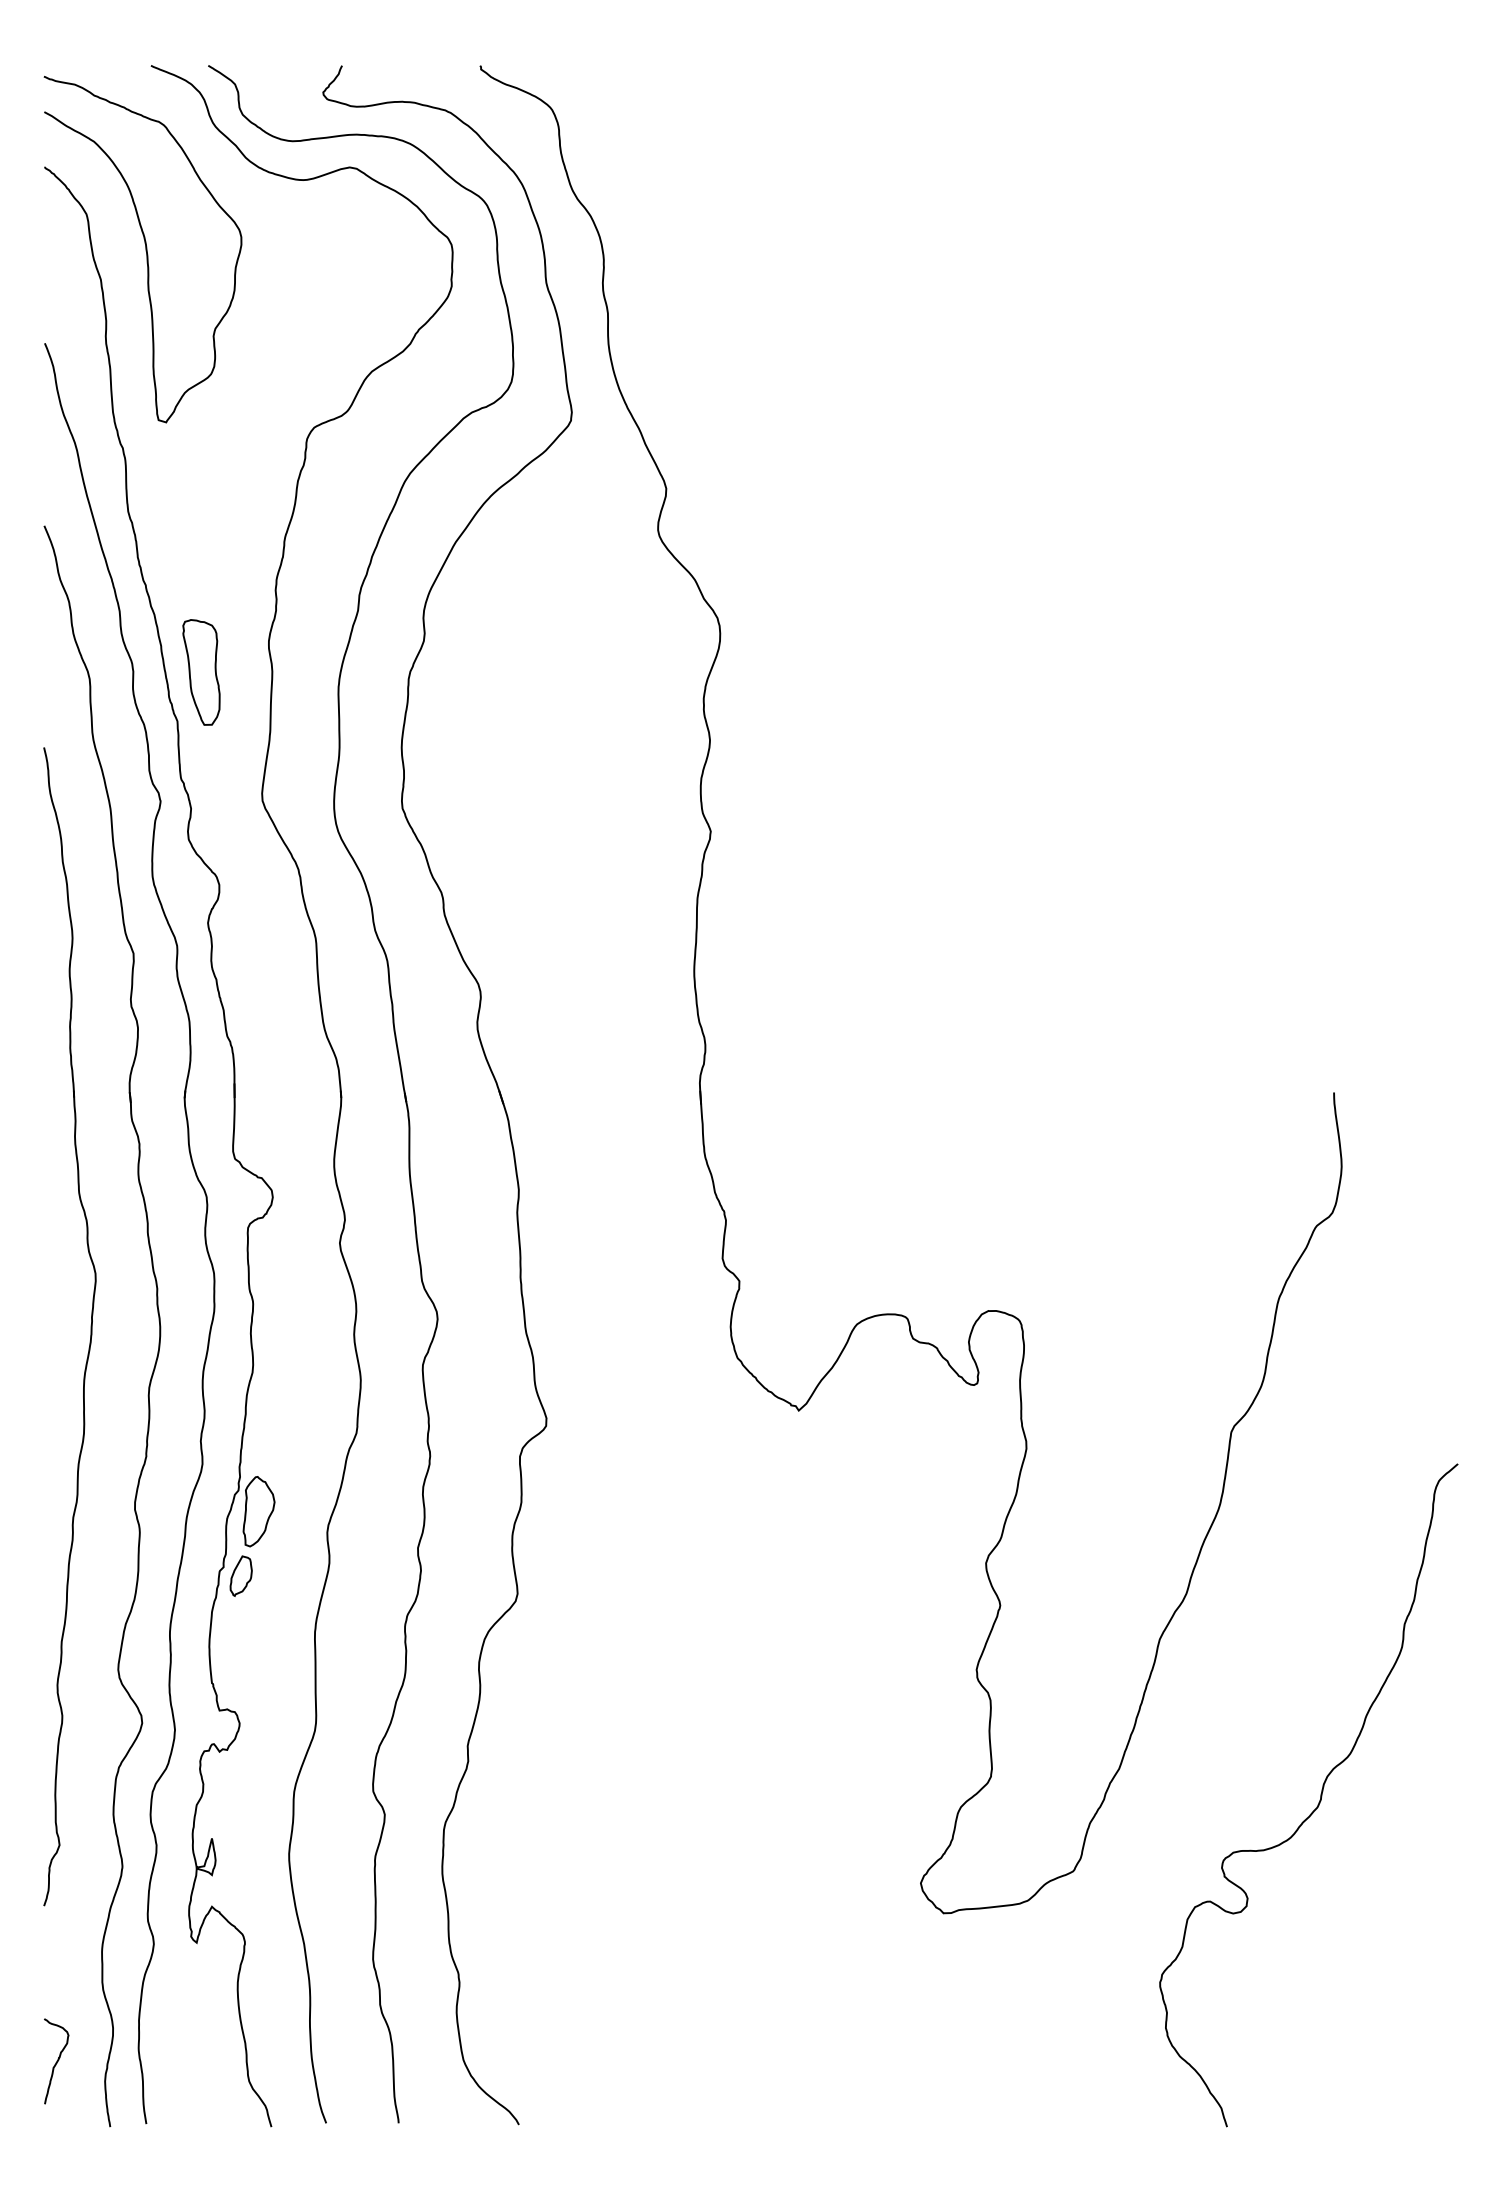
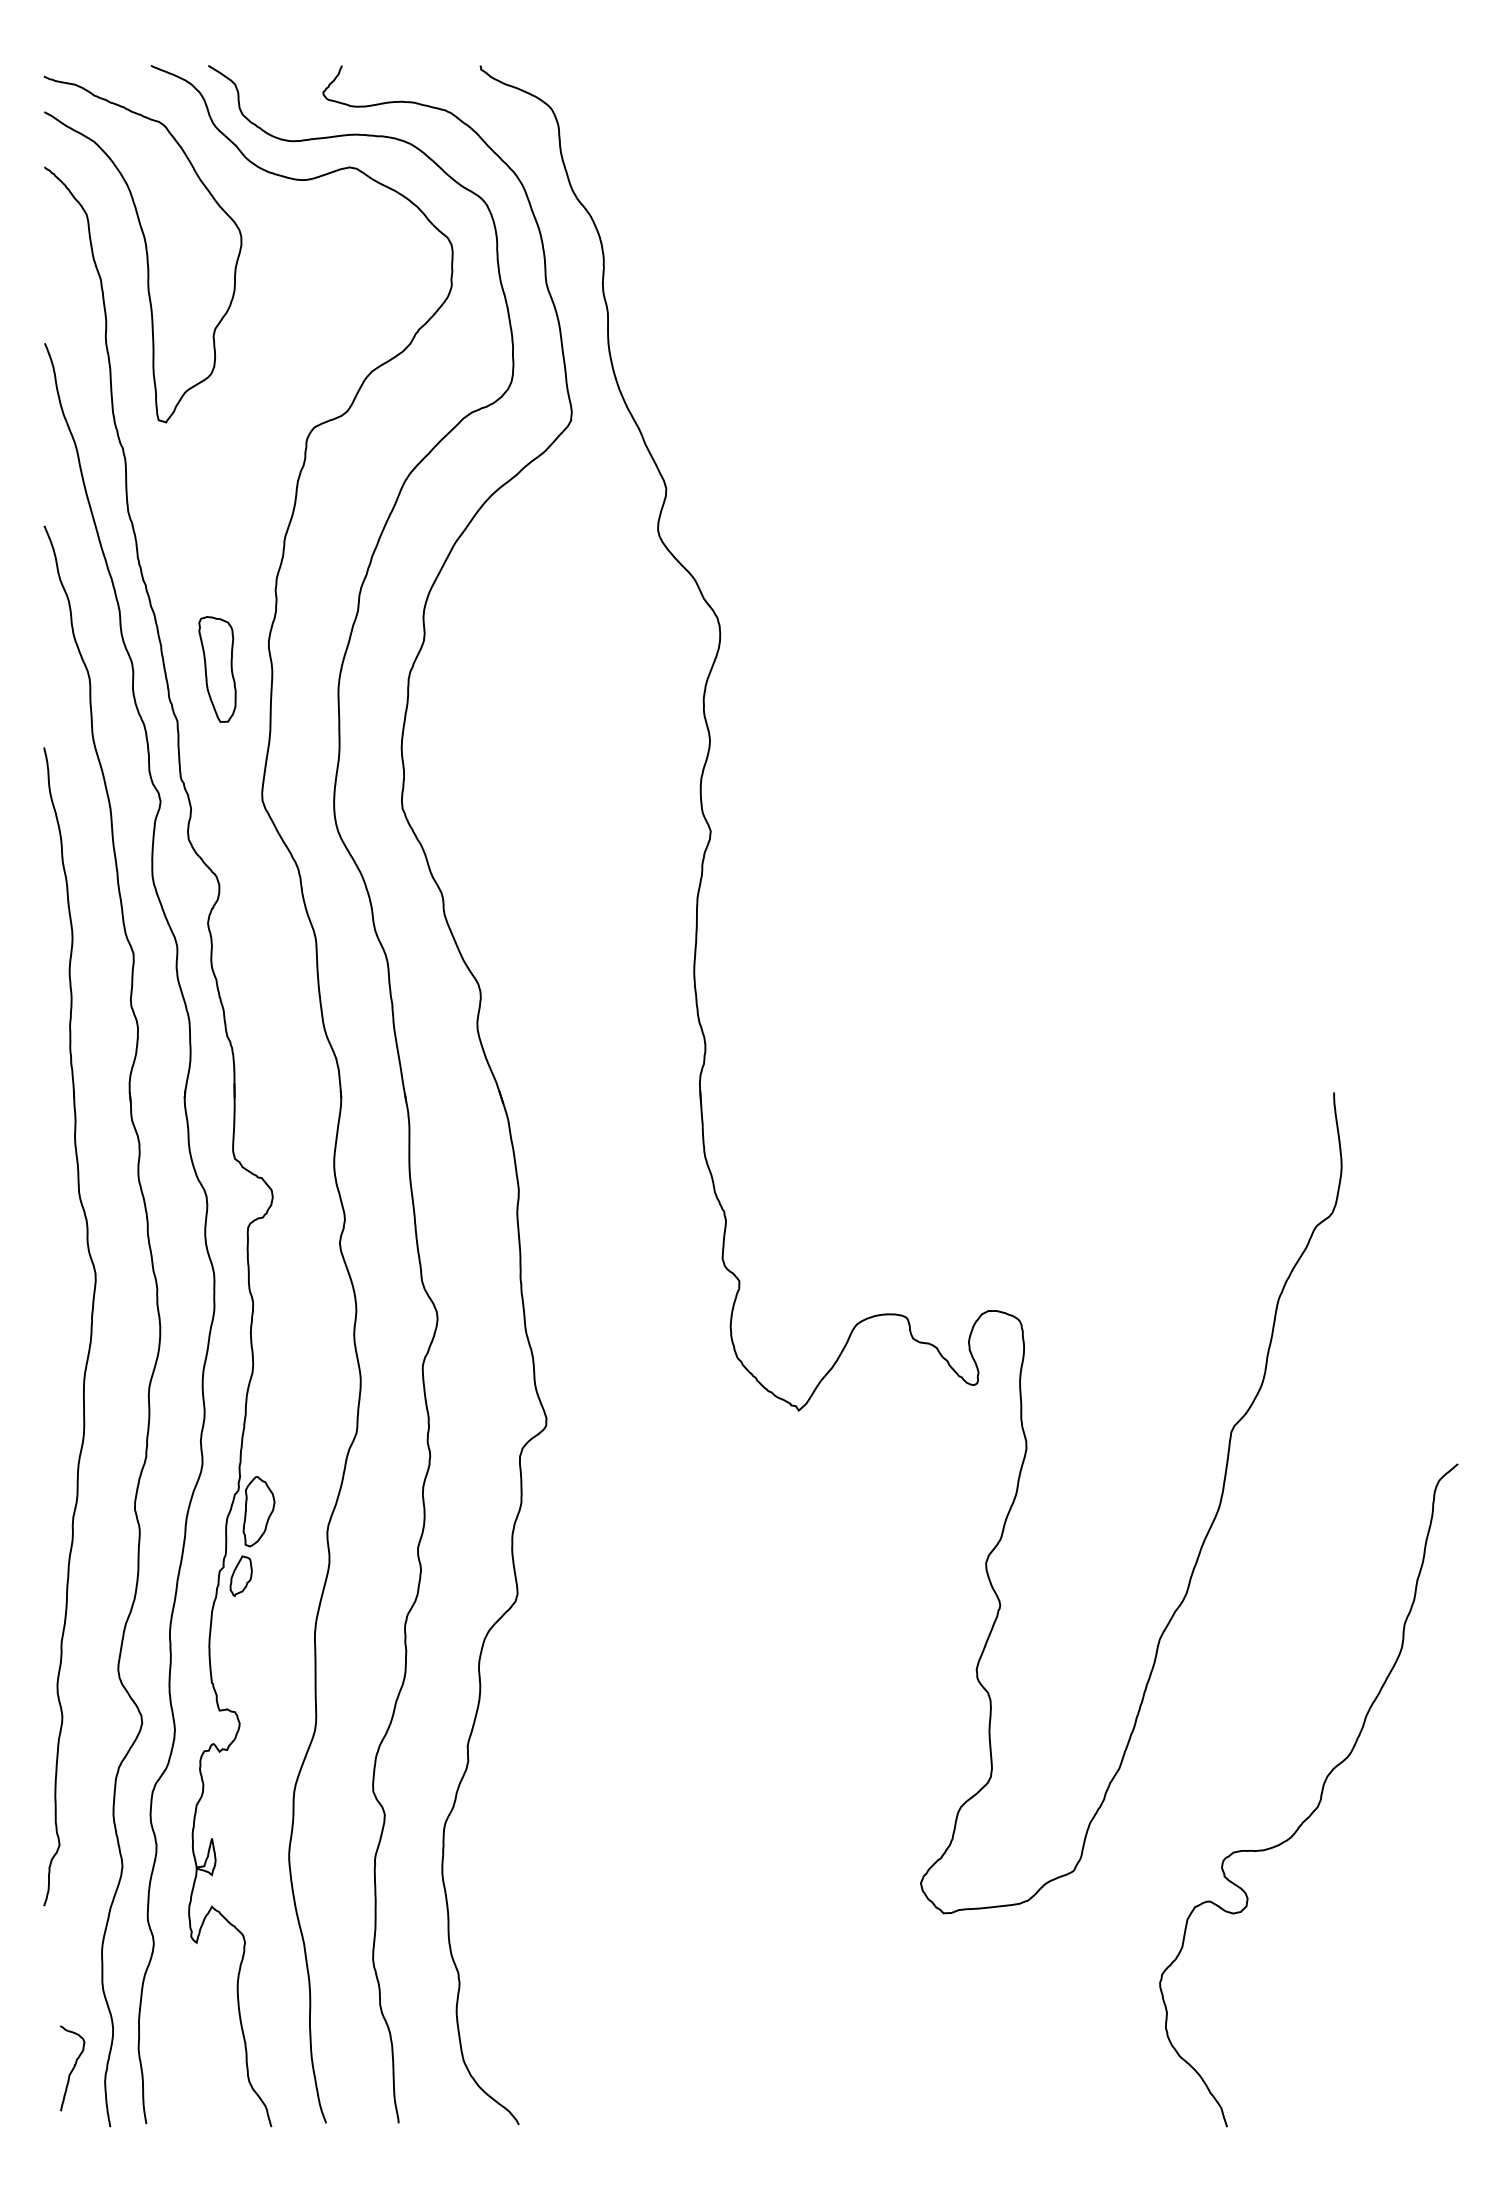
part position: (201, 672) -> (217, 669) (217, 669)
curve position: (56, 2061) -> (72, 2068) (72, 2068)
